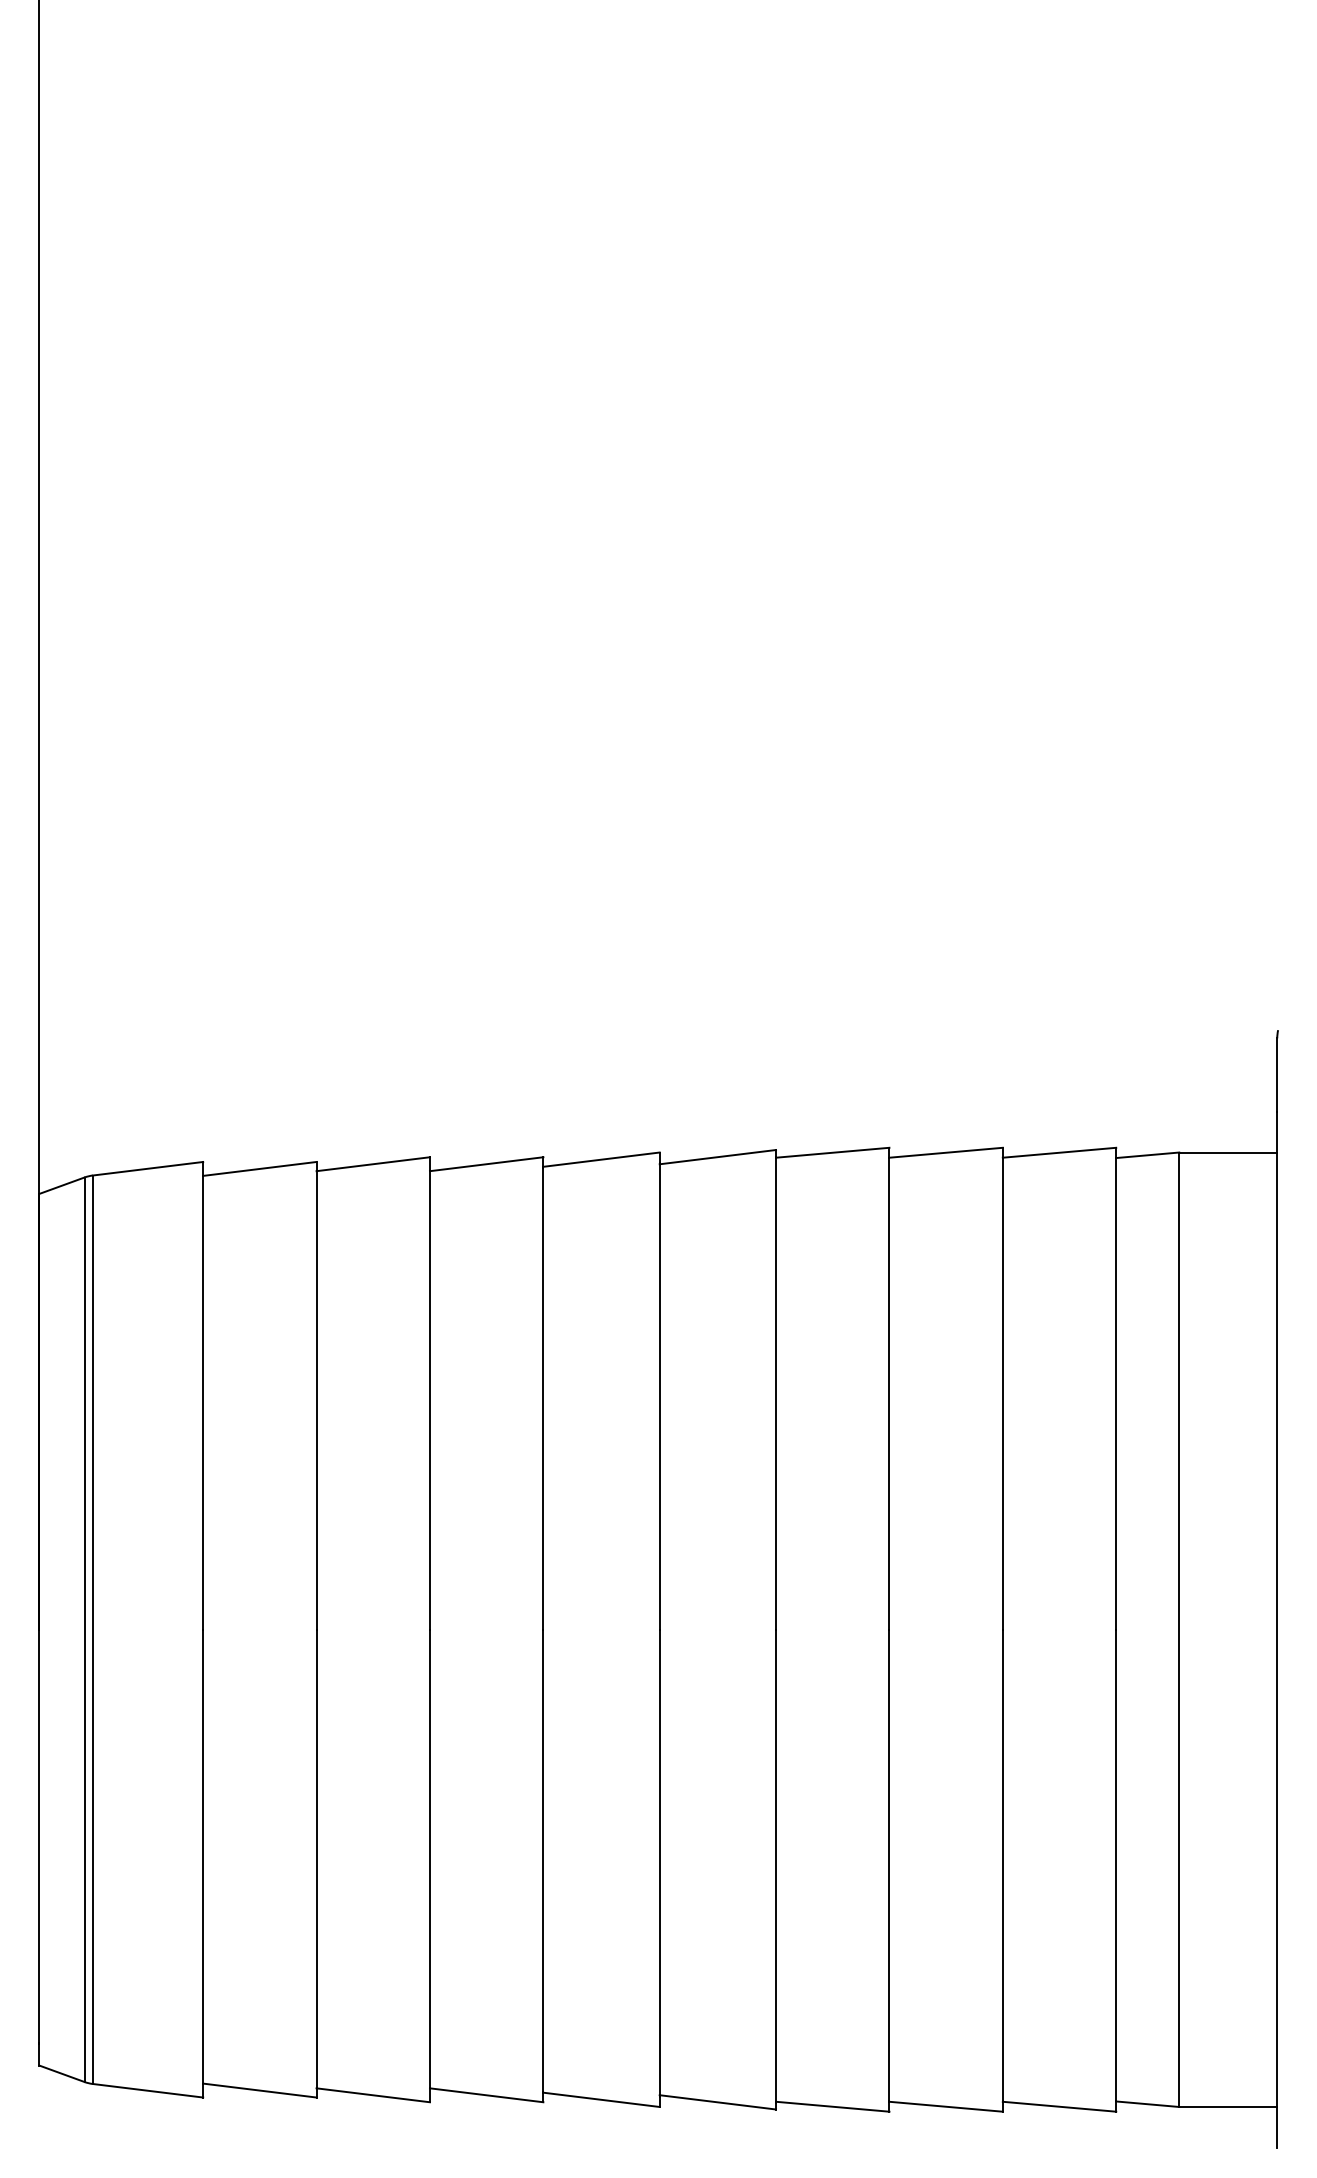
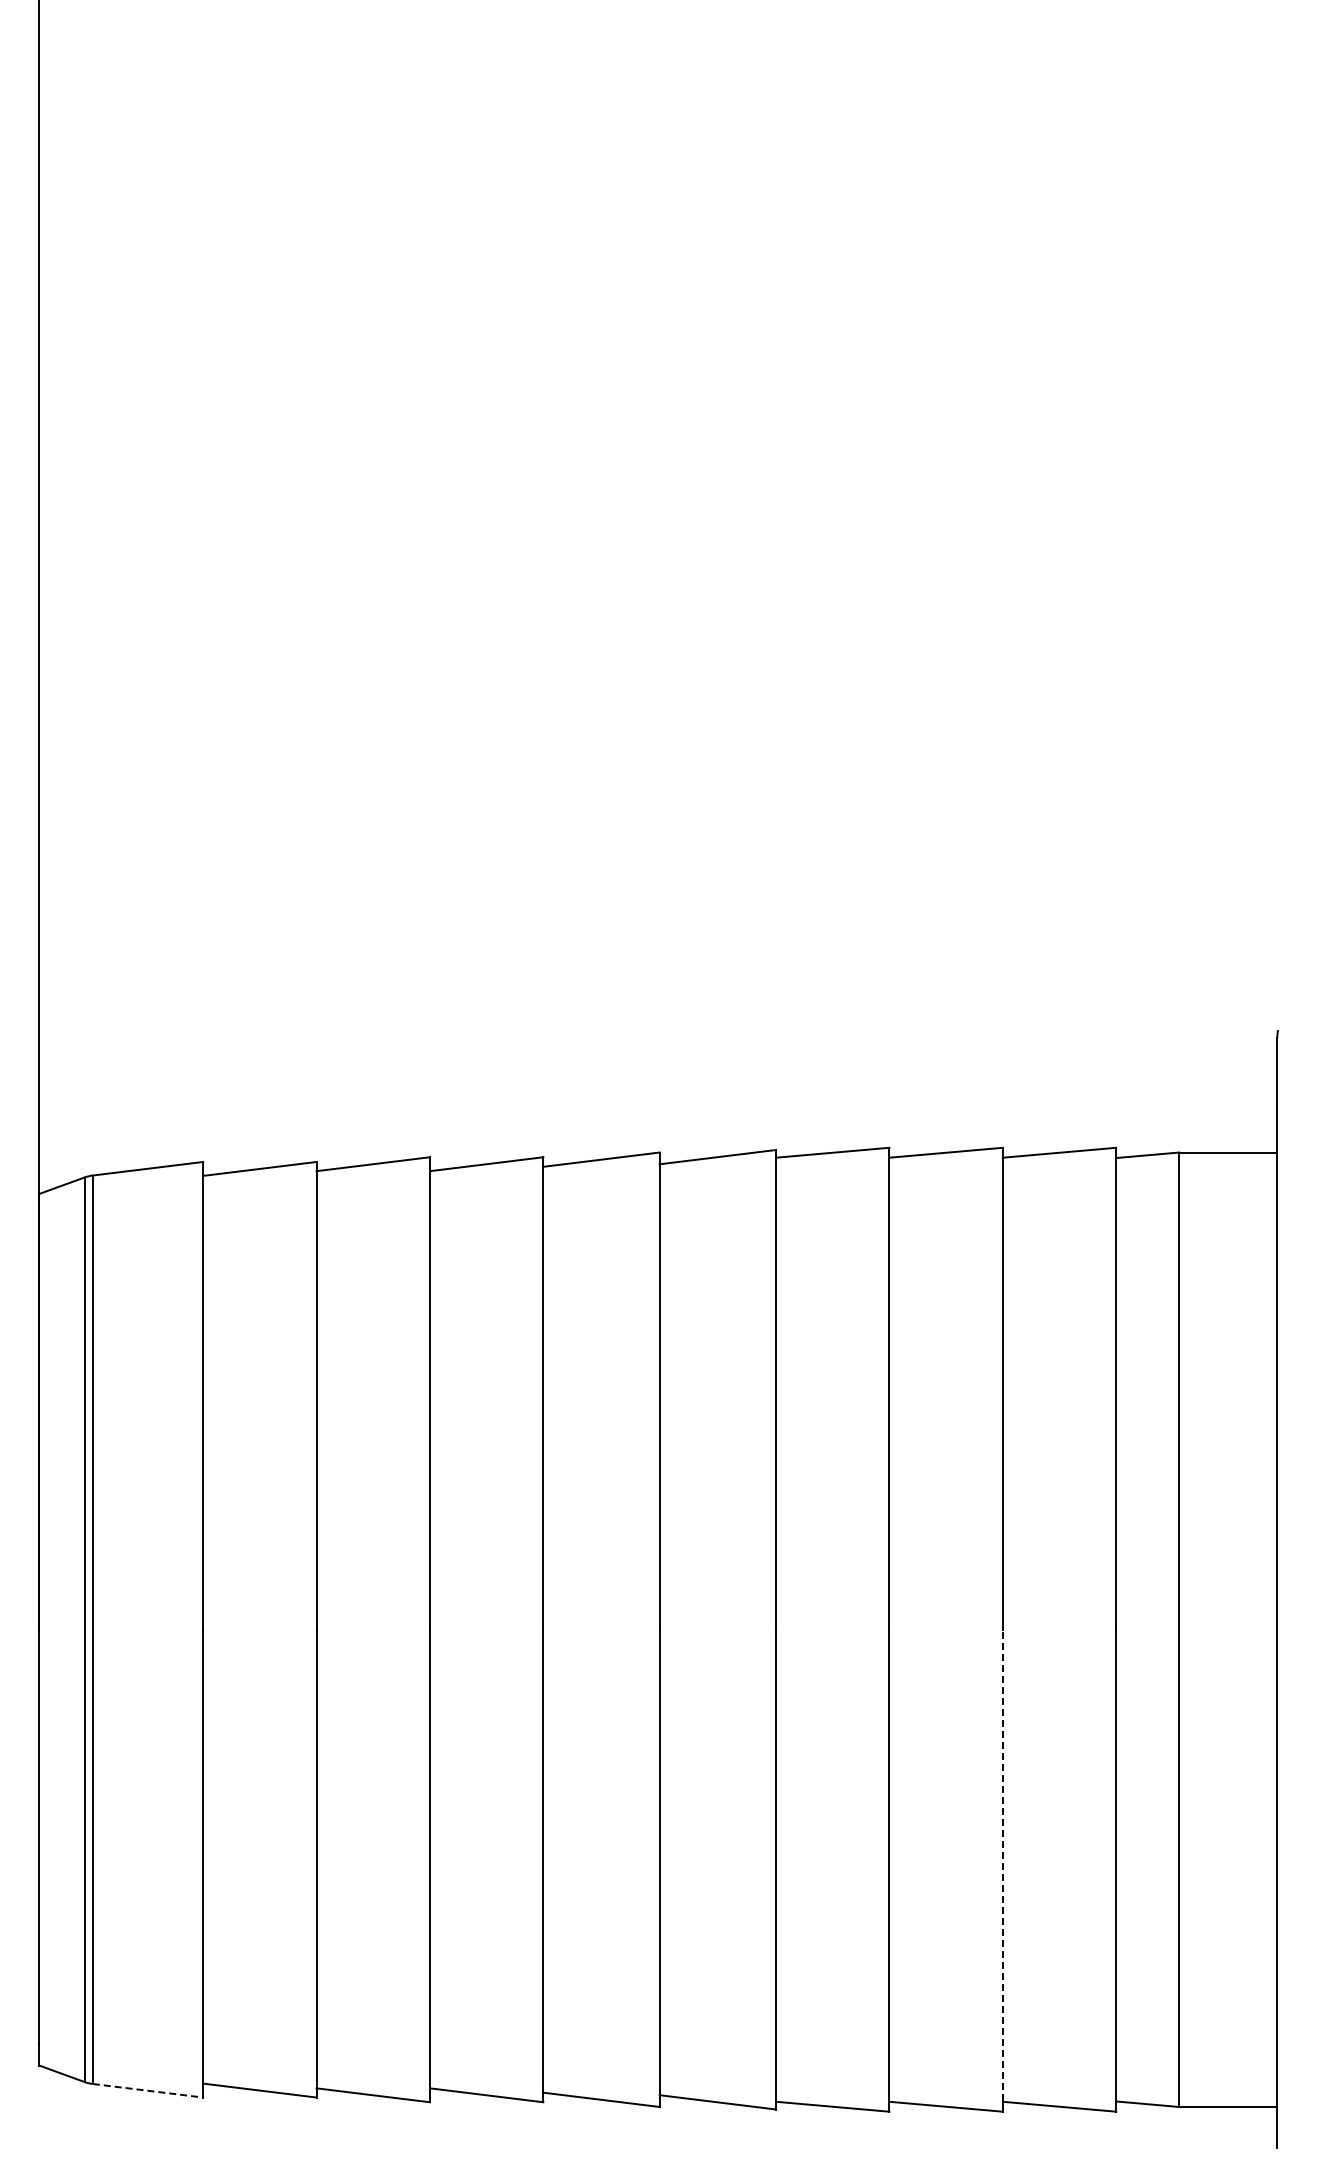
line: solid -> dashed (1002, 1865)
line: solid -> dashed (148, 2090)
